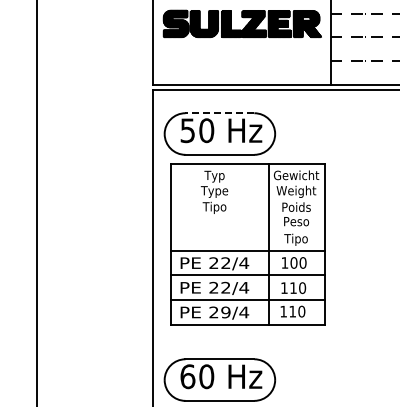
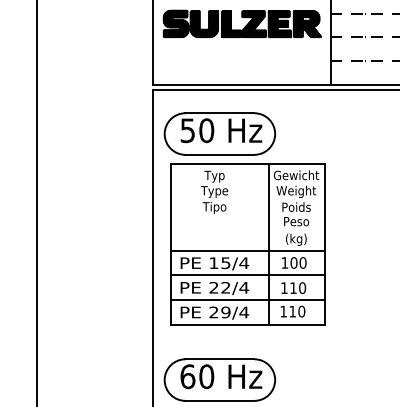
line: dashed -> solid (219, 113)
text: Tipo -> (kg) (295, 239)
text: 22/4 -> 15/4 (219, 263)
